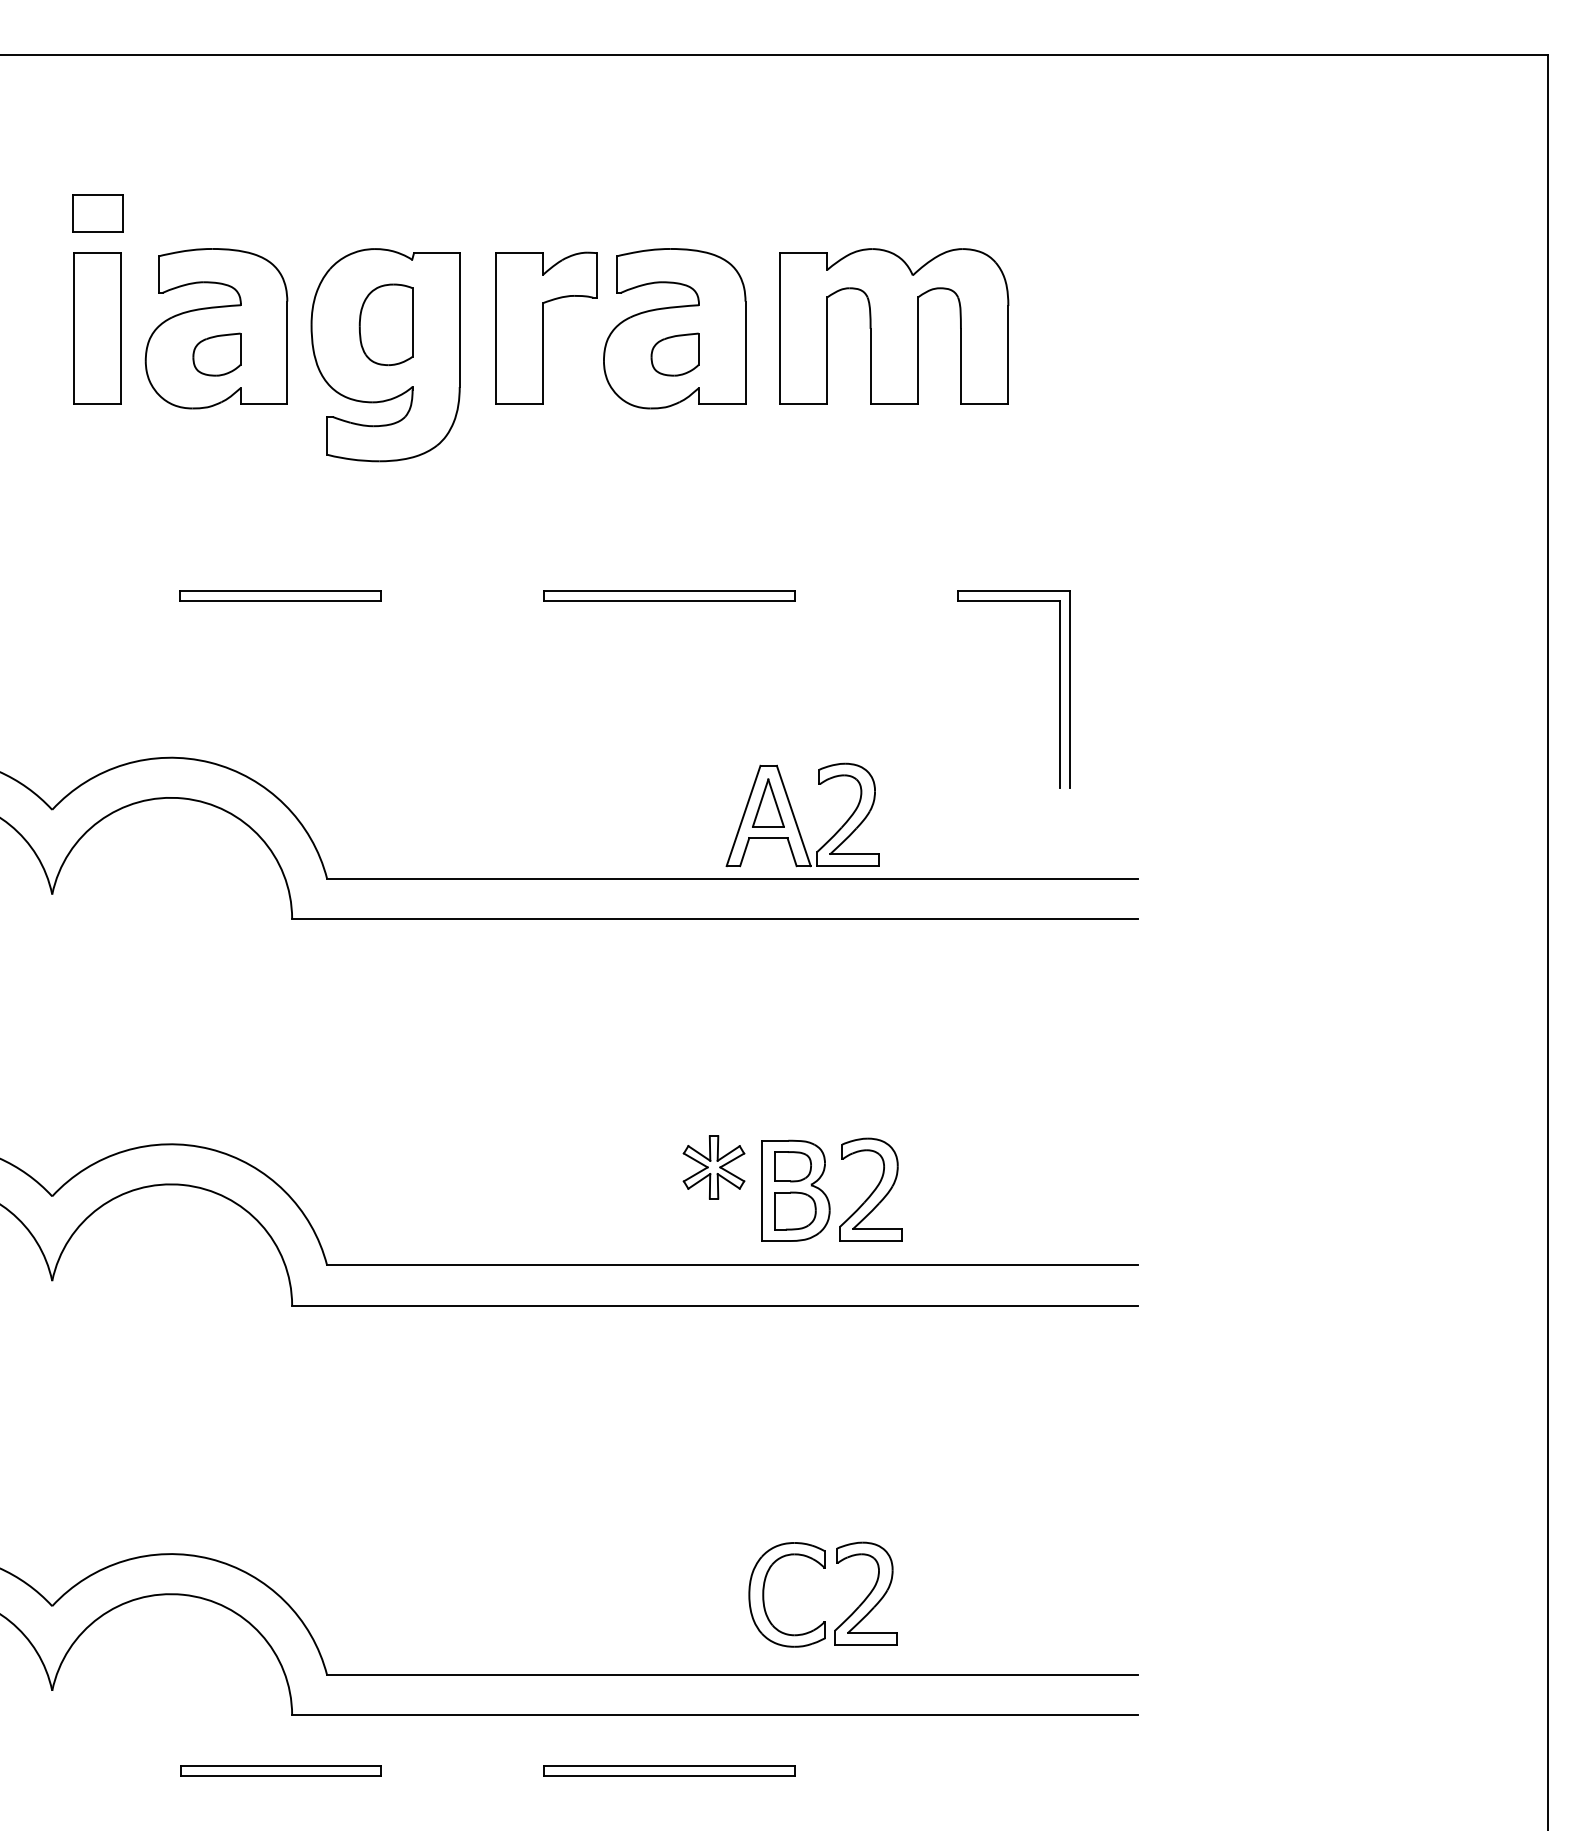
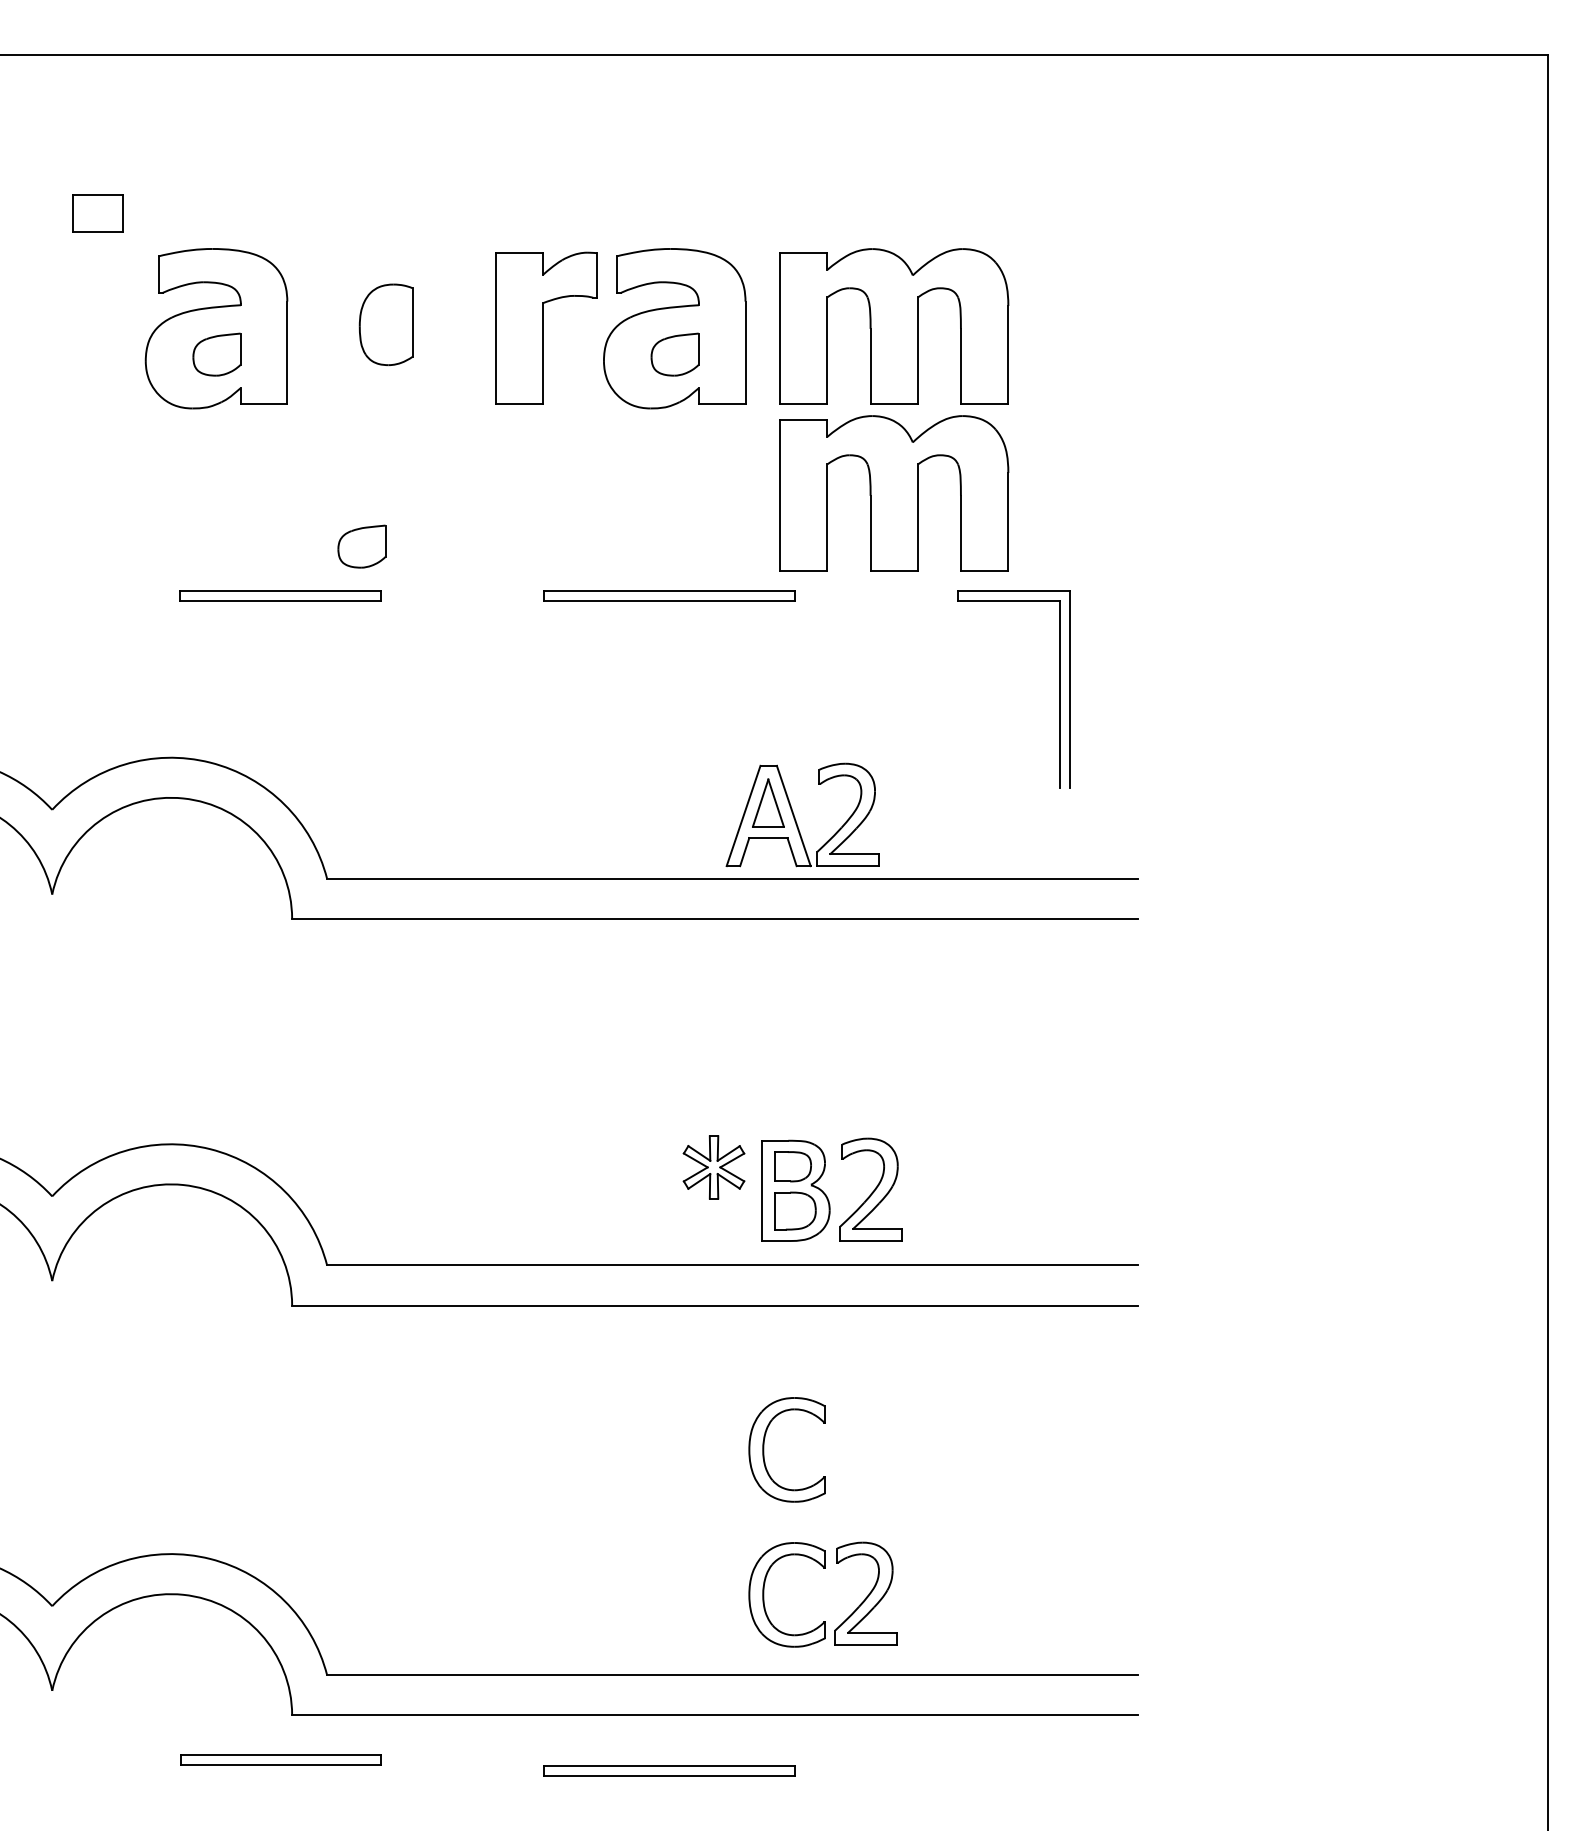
part: present -> none (97, 328)
part: present -> none (385, 355)
part: none -> present (894, 493)
part: none -> present (361, 546)
part: none -> present (764, 1449)
part position: (280, 1770) -> (280, 1759) (280, 1759)
